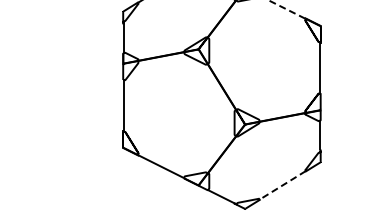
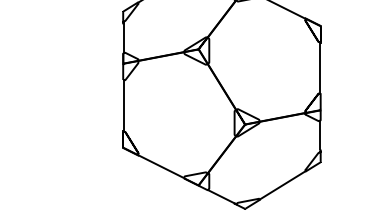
line: dashed -> solid (287, 9)
line: dashed -> solid (282, 185)
